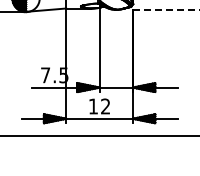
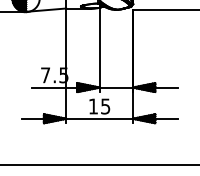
line: dashed -> solid (166, 9)
text: 12 -> 15 (105, 106)
line position: (99, 136) -> (99, 165) (99, 165)
